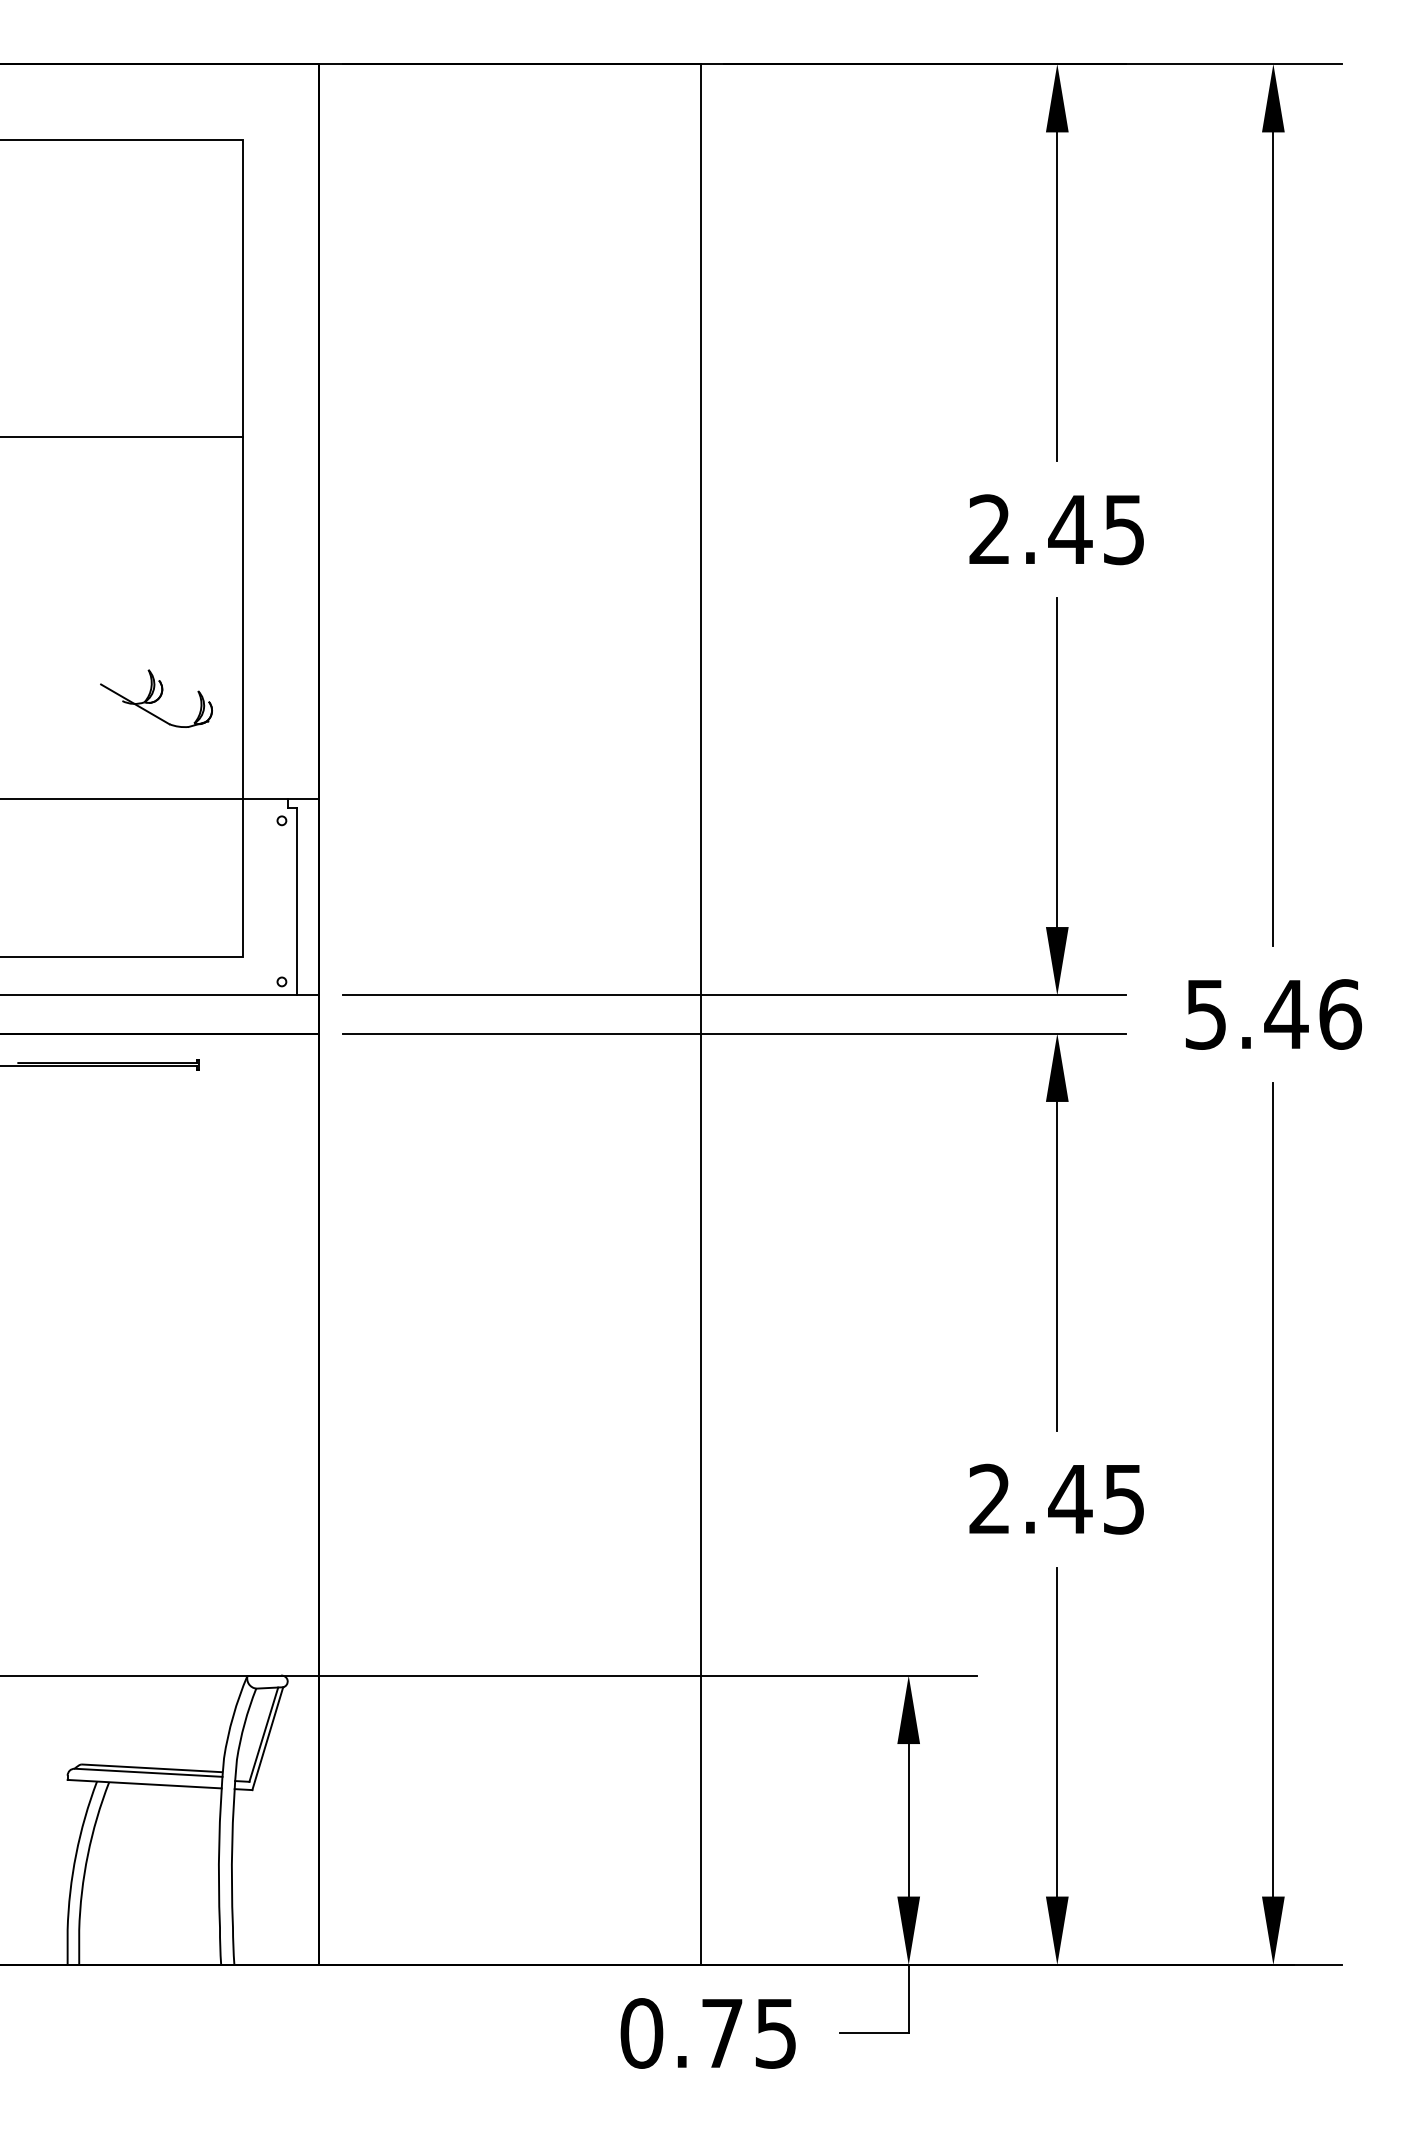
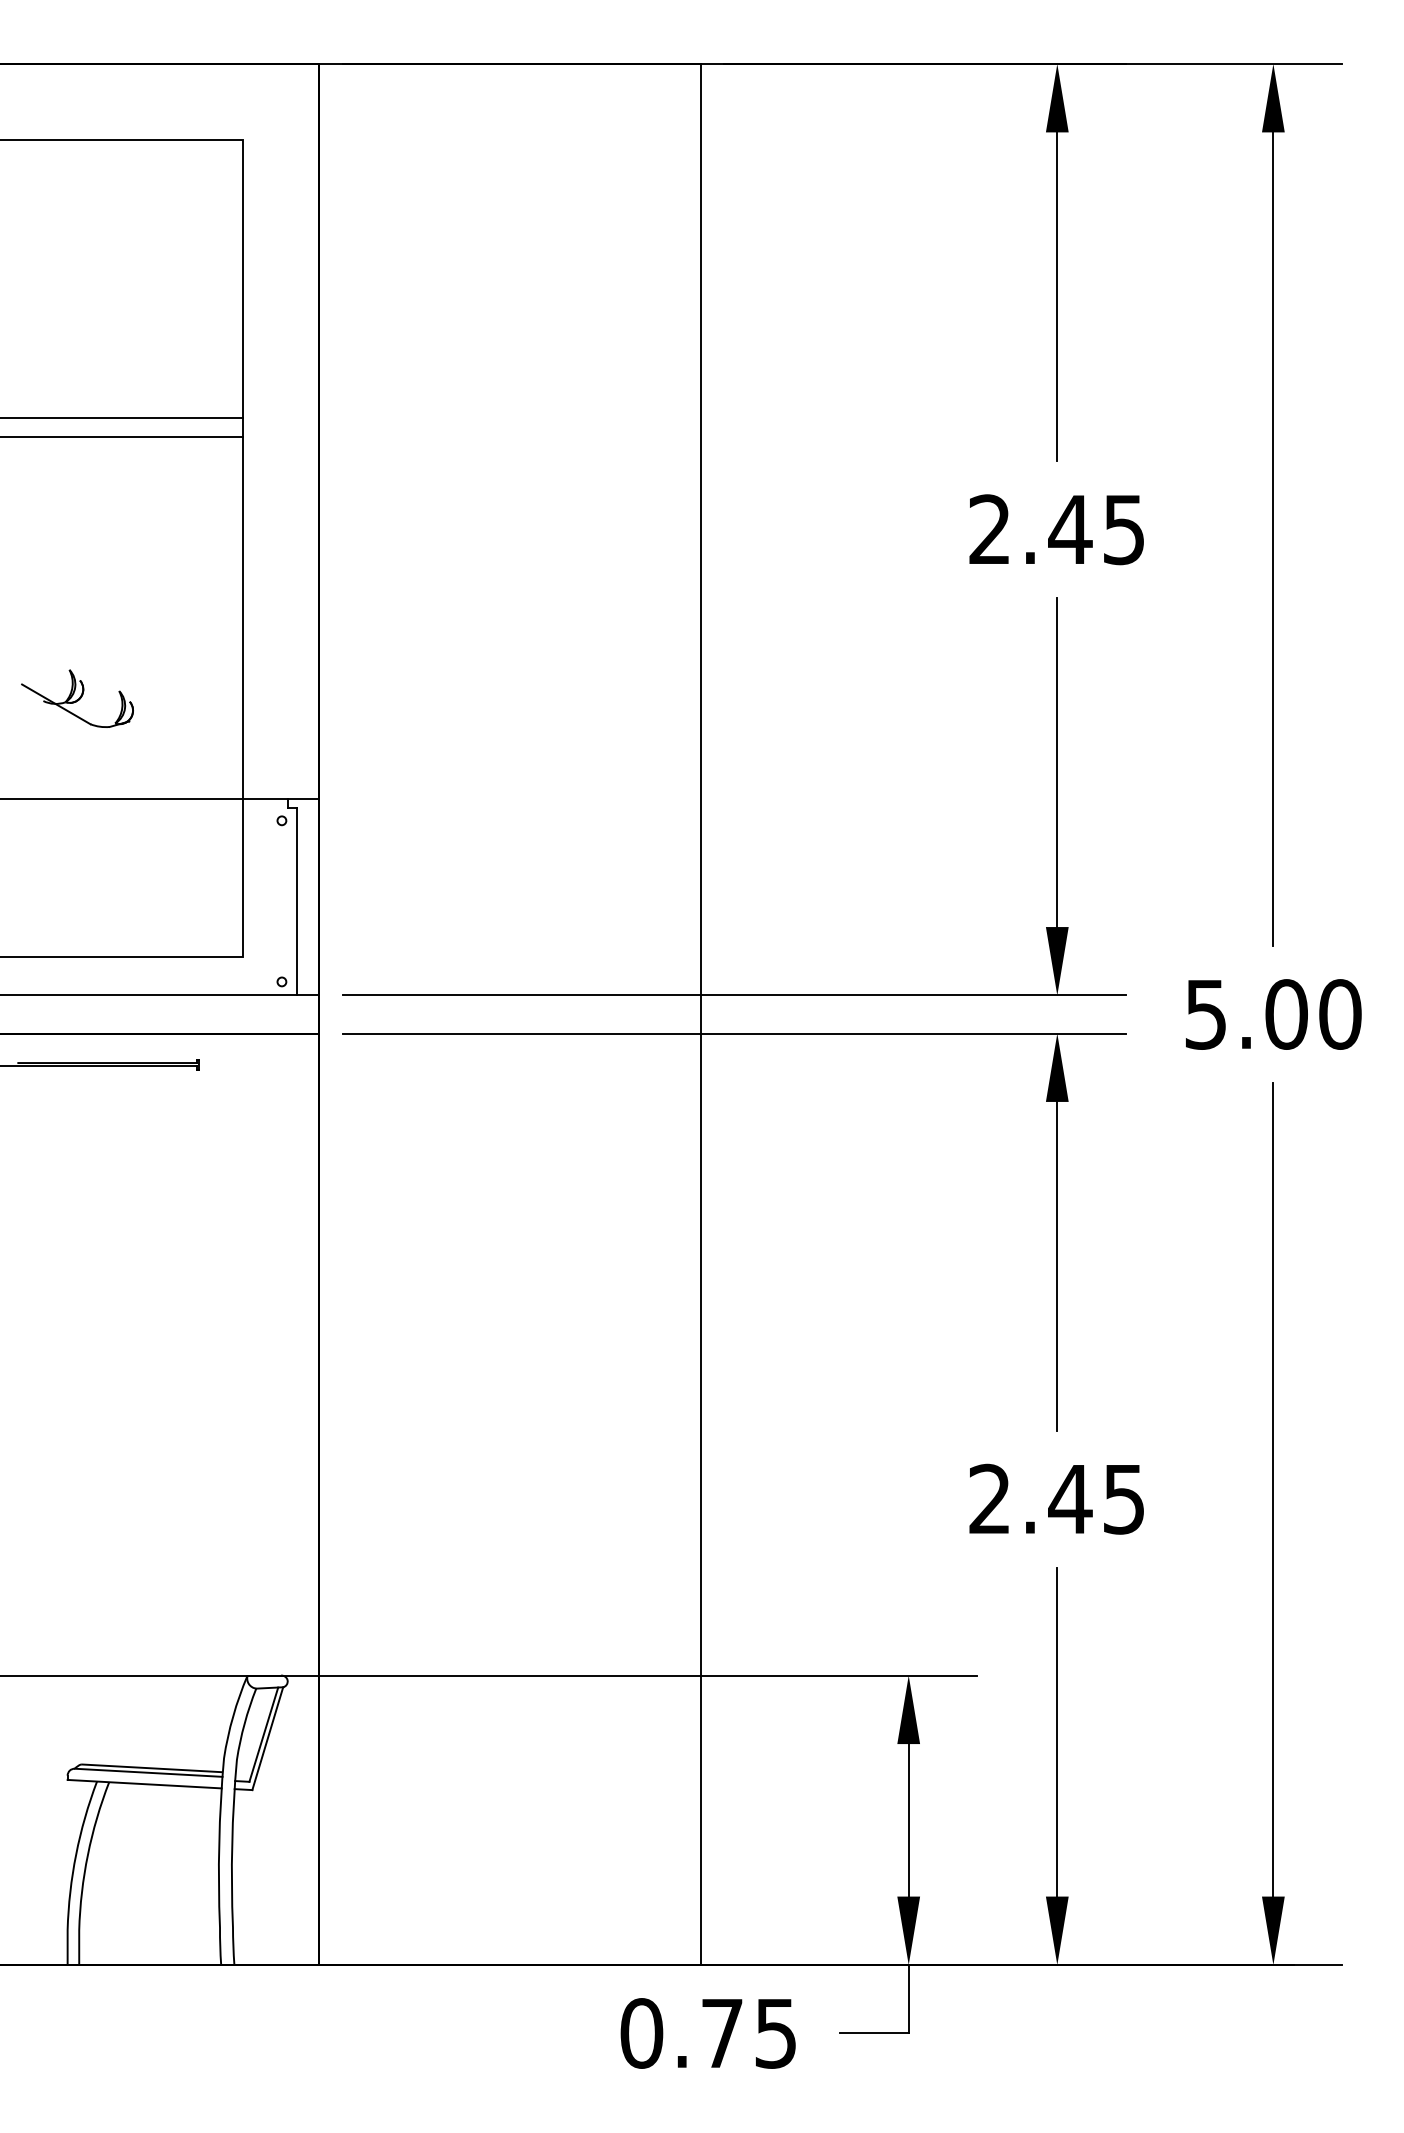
line: none -> present (122, 418)
part position: (156, 698) -> (77, 698) (77, 698)
text: 5.46 -> 5.00 (1312, 1014)
